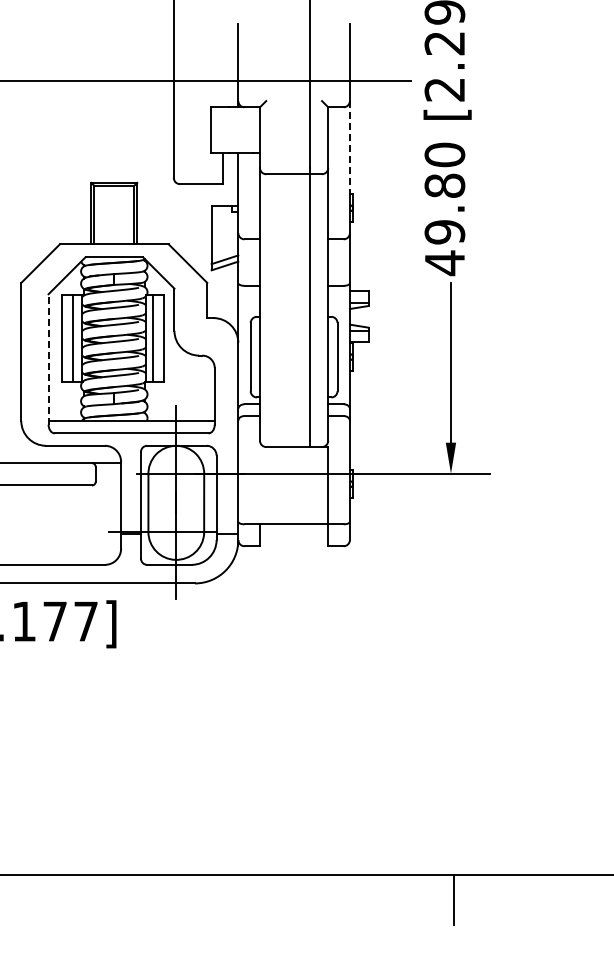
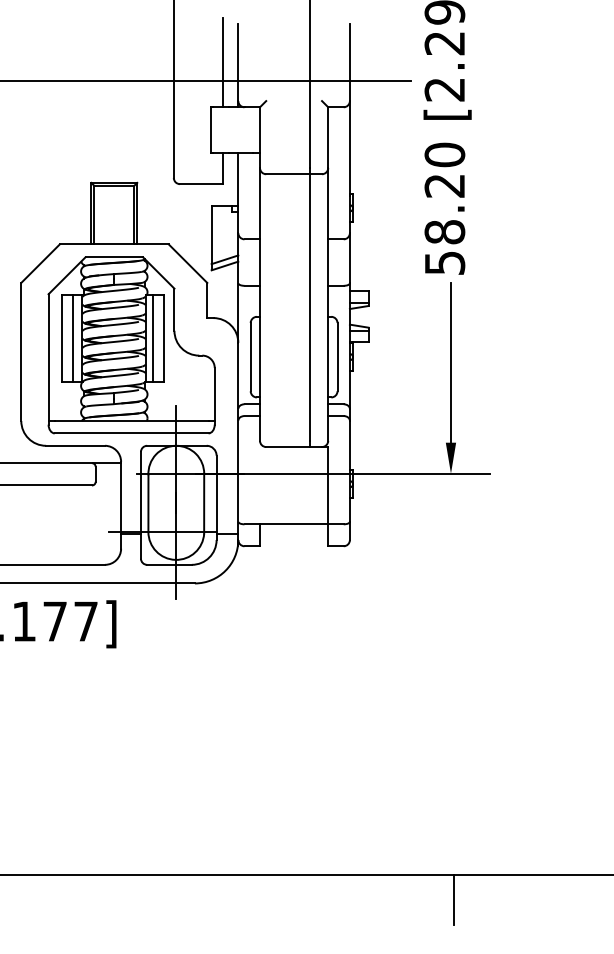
line: none -> present (223, 62)
line: dashed -> solid (349, 148)
text: 49.80 -> 58.20 (444, 224)
line: dashed -> solid (48, 358)
